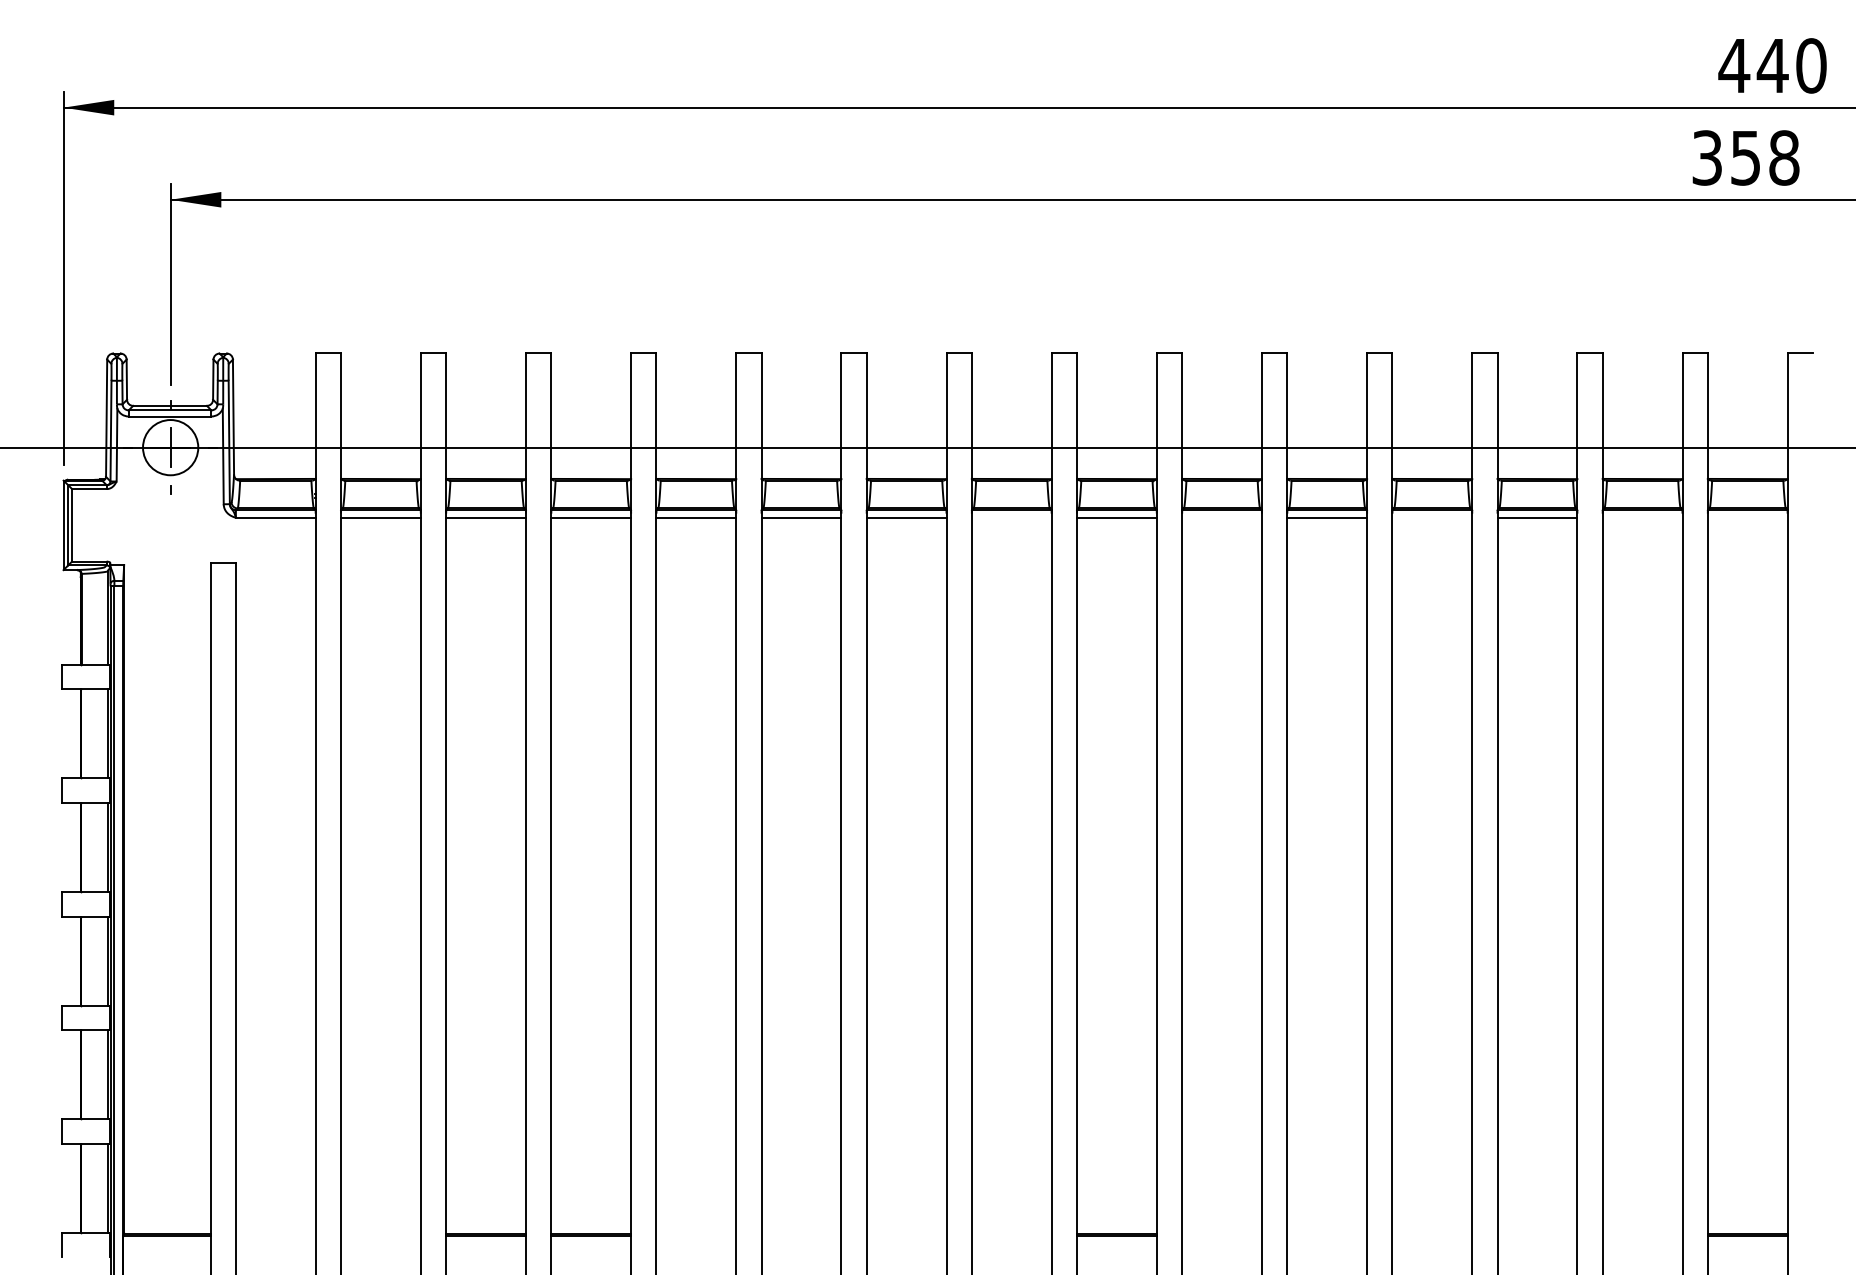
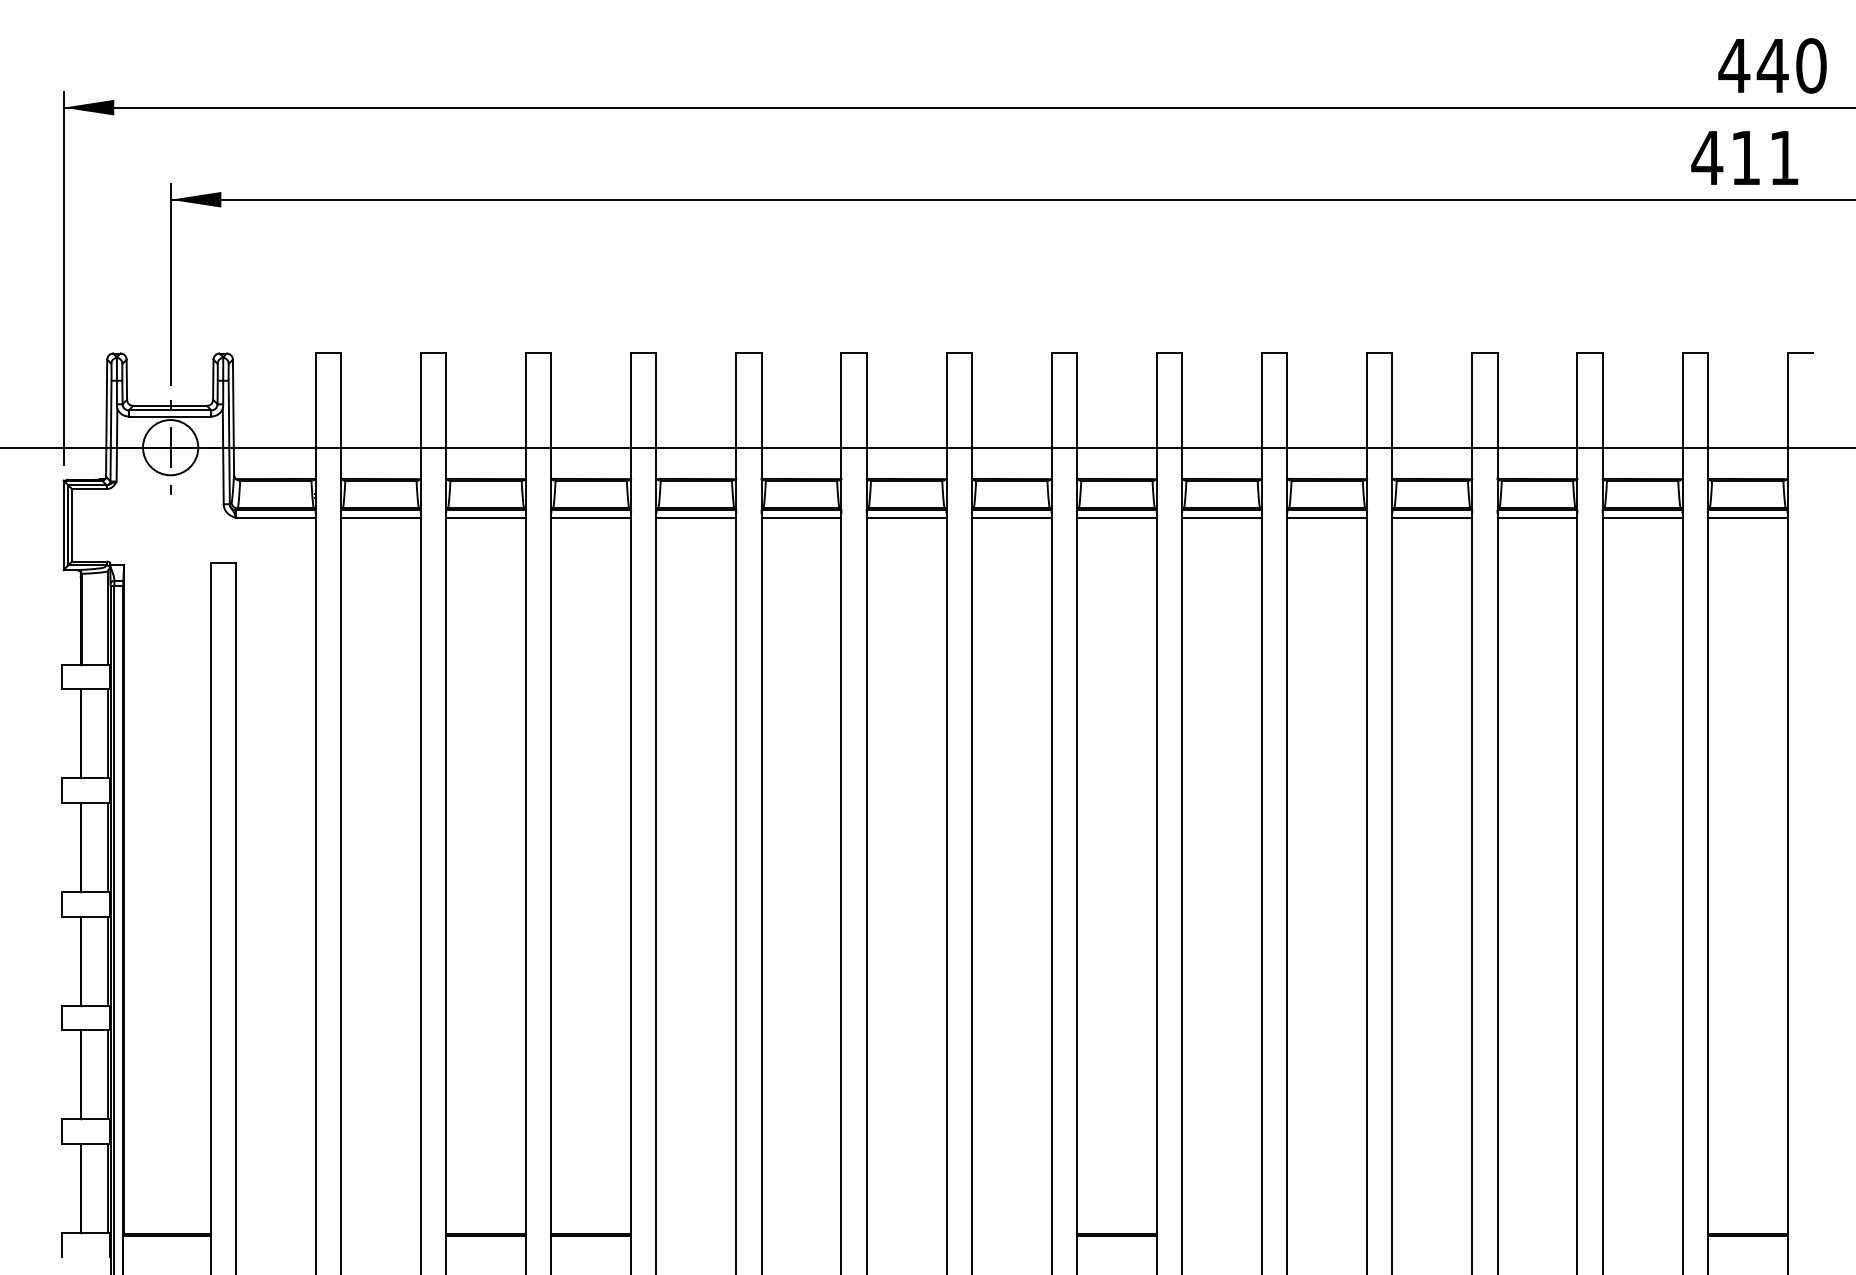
text: 358 -> 411 (1745, 157)
line: none -> present (1011, 517)
line: none -> present (1221, 517)
line: none -> present (1432, 517)
line: none -> present (1642, 517)
line: none -> present (1747, 517)
